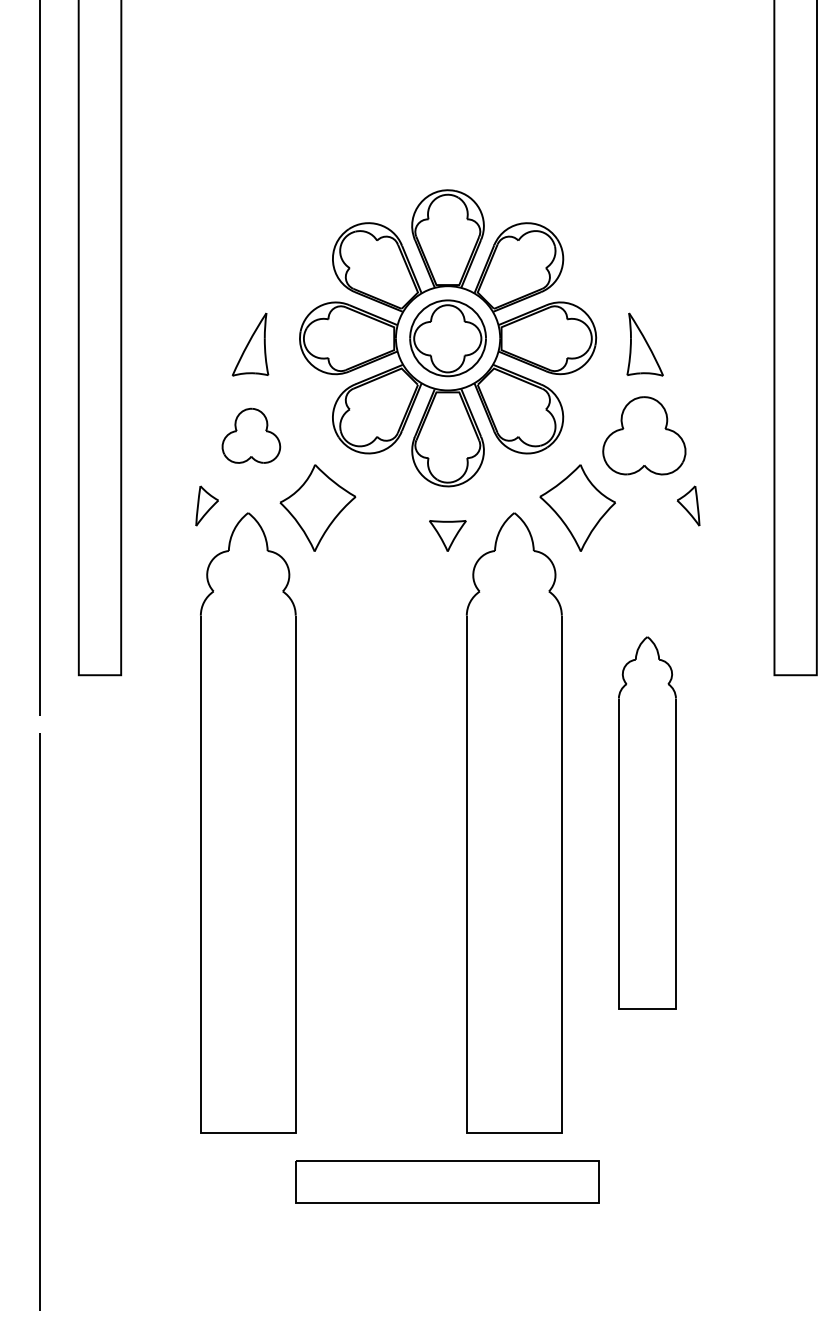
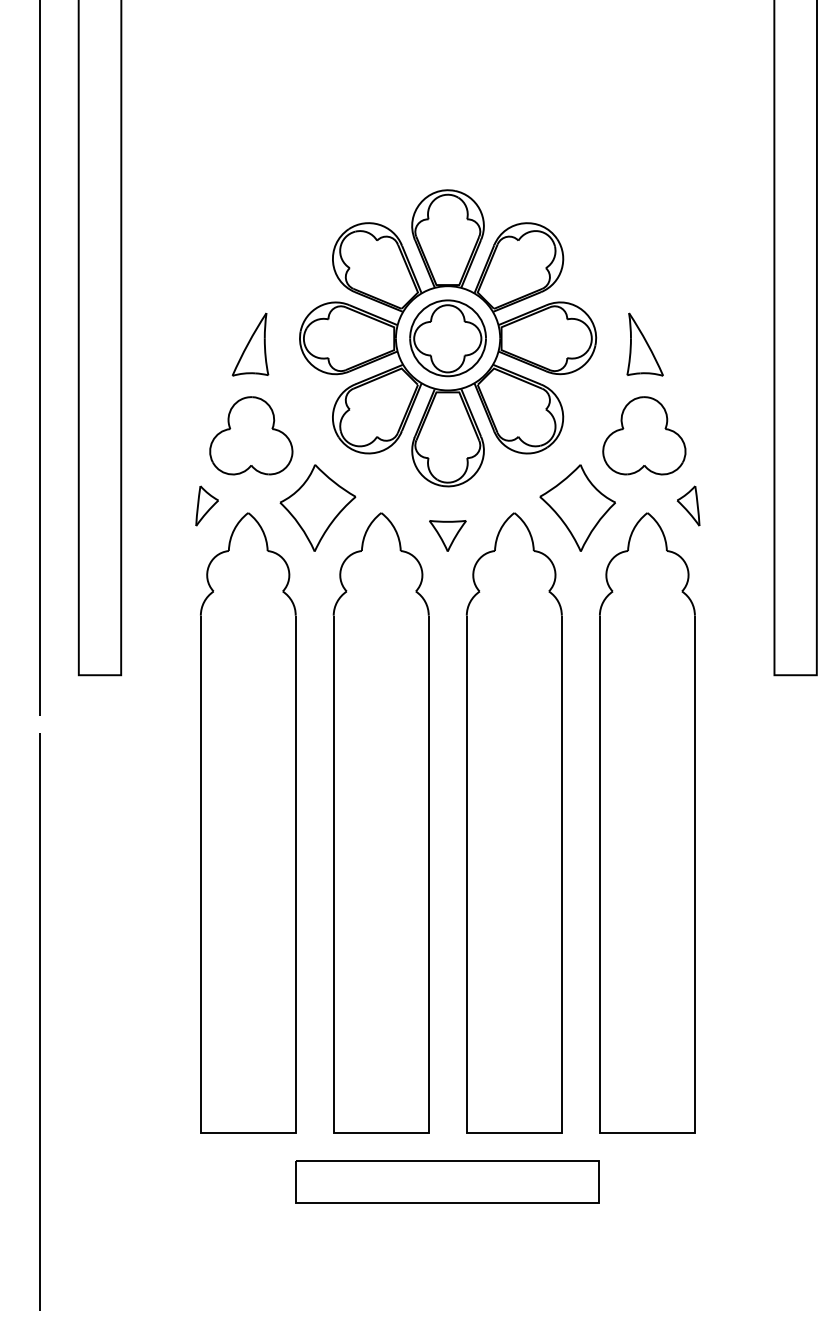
part size: 61x57 px -> 85x80 px (251, 435)
part: none -> present (380, 822)
part size: 59x374 px -> 97x622 px (647, 822)
